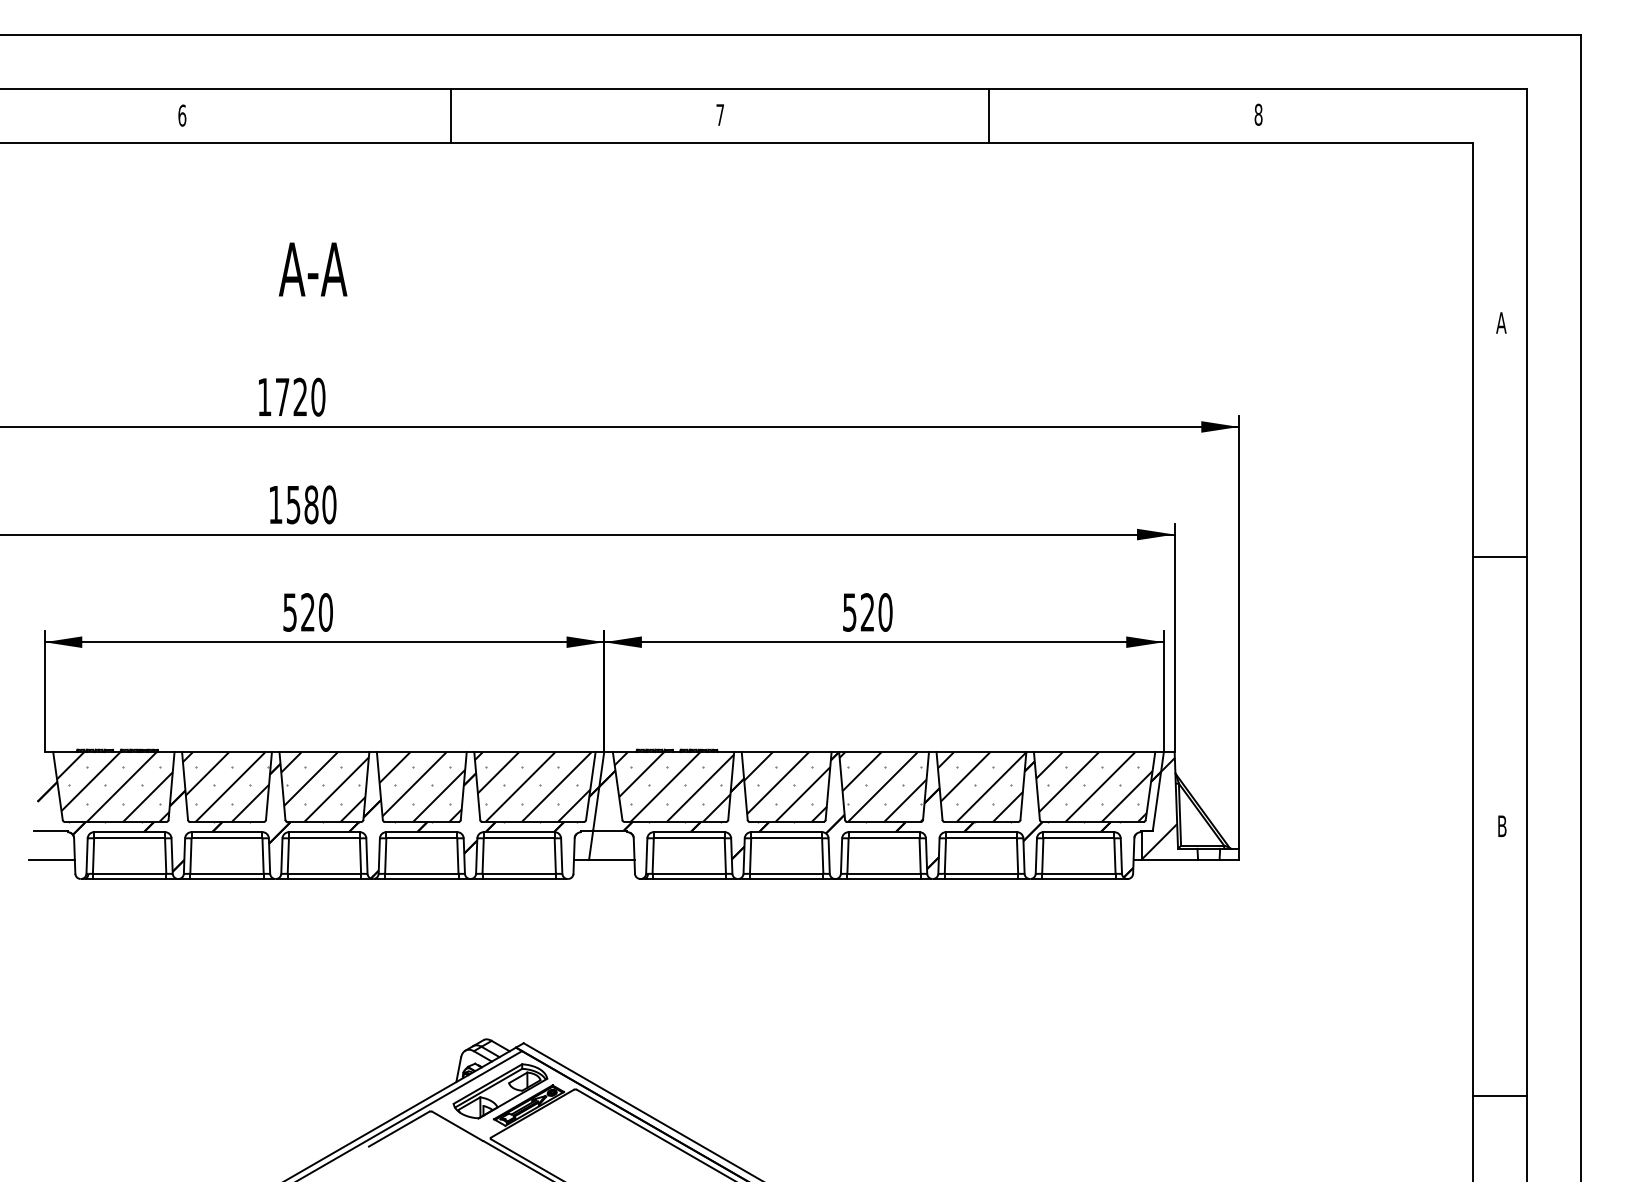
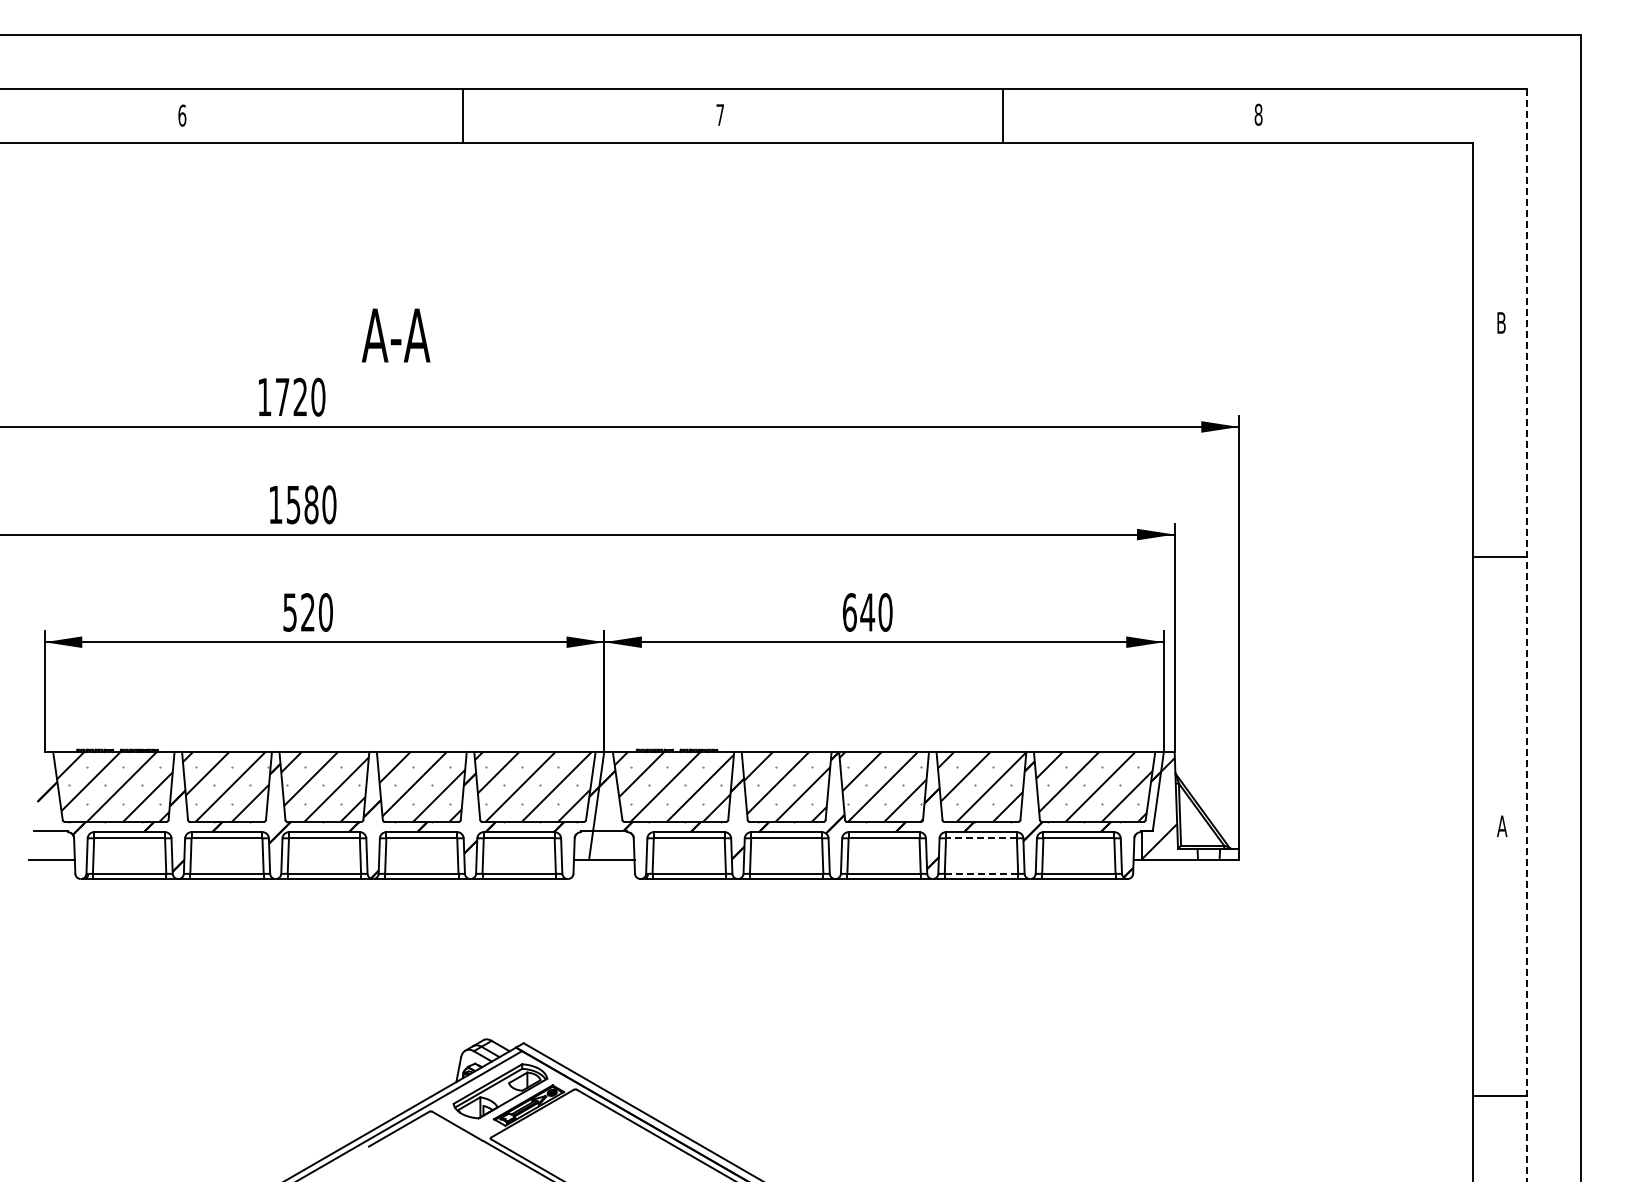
line position: (451, 116) -> (463, 116) (463, 116)
line position: (989, 116) -> (1003, 116) (1003, 116)
text position: (313, 269) -> (396, 335) (396, 335)
text: A -> B (1501, 322)
text: 520 -> 640 (858, 612)
line: solid -> dashed (1527, 635)
text: B -> A (1502, 825)
line: solid -> dashed (980, 838)
line: solid -> dashed (981, 873)
